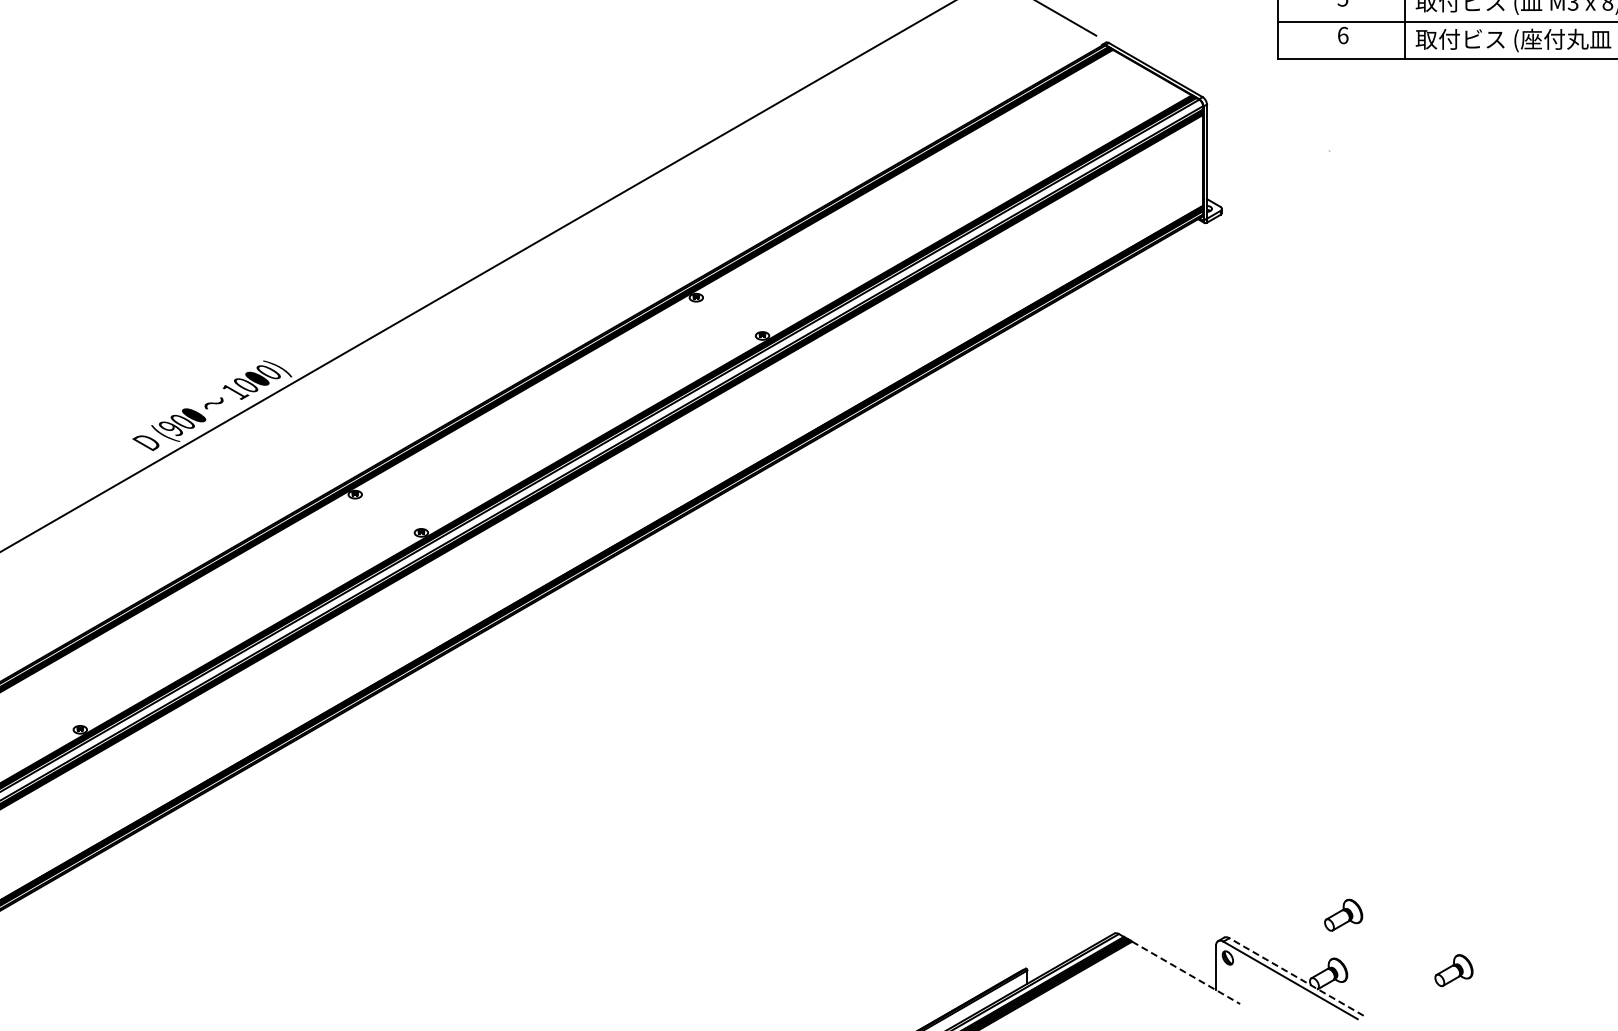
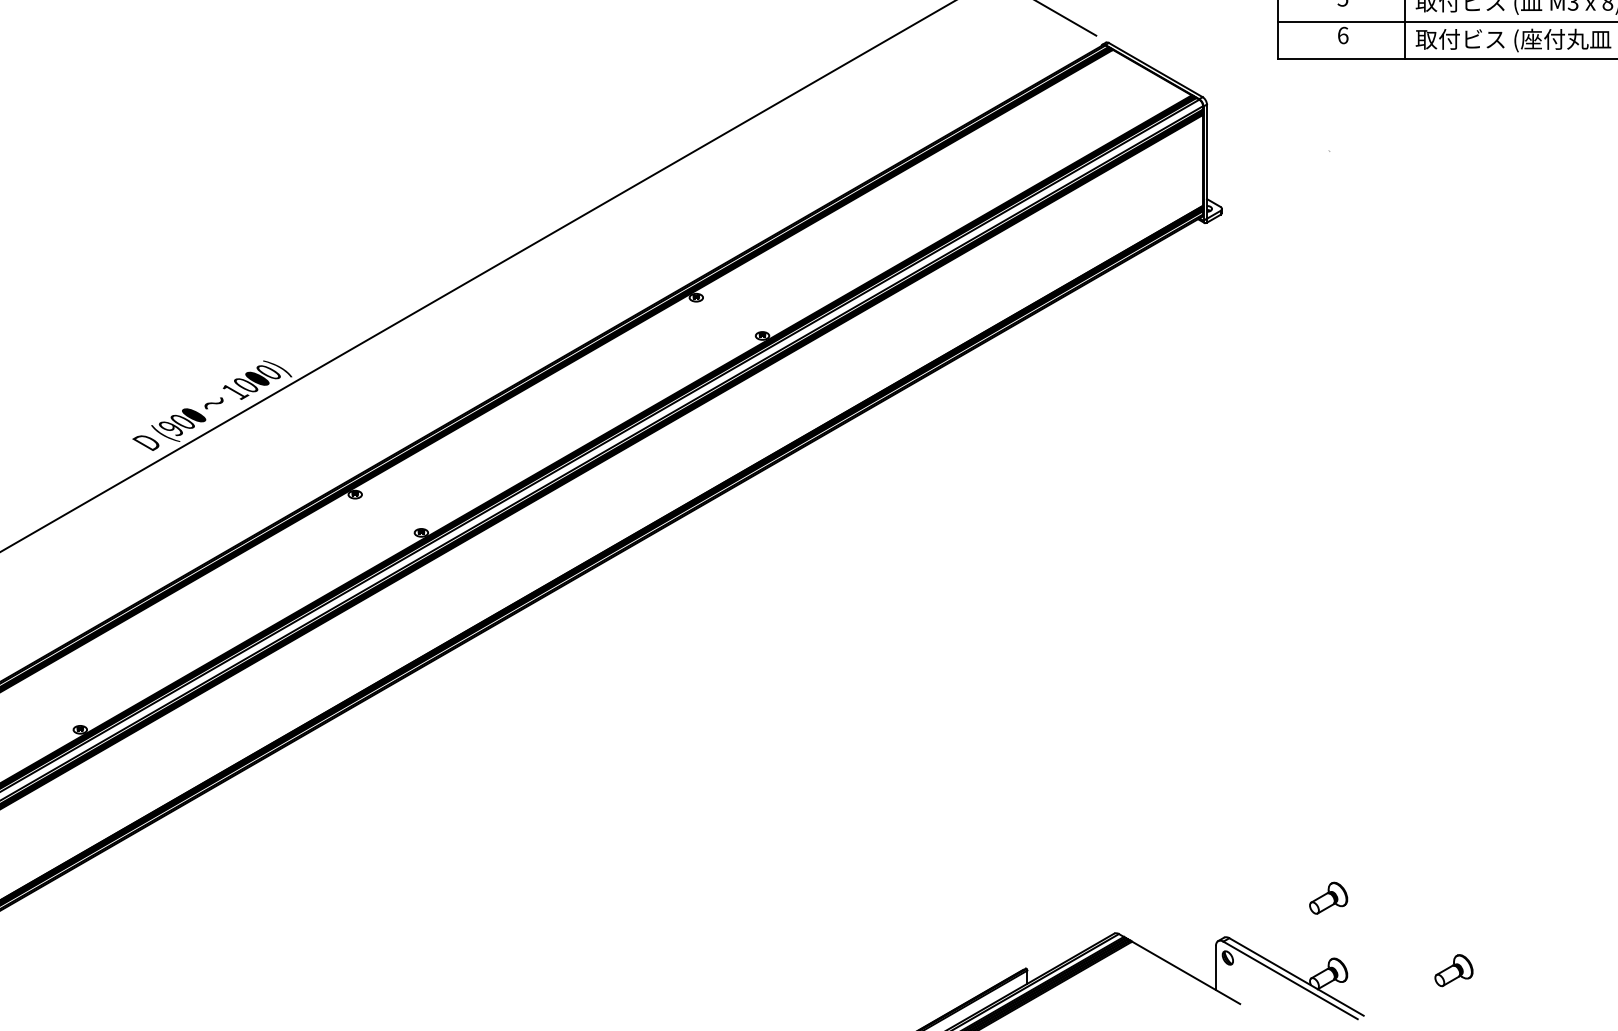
part position: (1343, 914) -> (1328, 897) (1328, 897)
line: dashed -> solid (1186, 973)
line: dashed -> solid (1296, 976)
